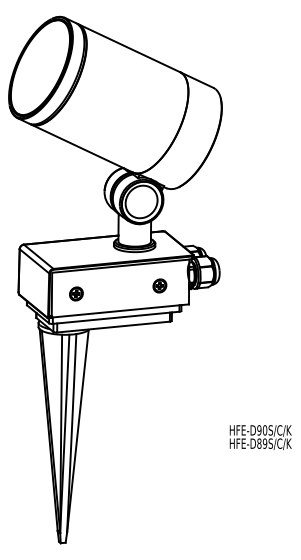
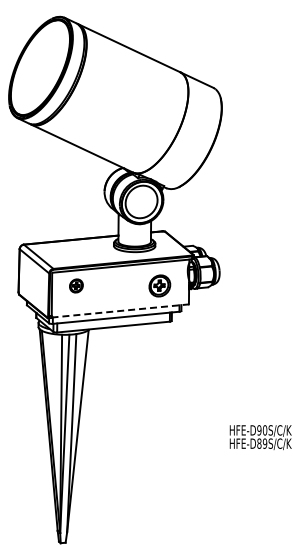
part size: 16x16 px -> 24x24 px (159, 285)
part position: (76, 293) -> (76, 285) (76, 285)
line: solid -> dashed (120, 310)
